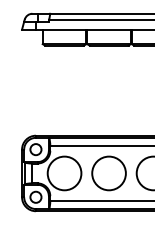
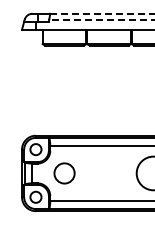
line: solid -> dashed (102, 13)
line: solid -> dashed (101, 19)
circle diameter: 34 px -> 20 px (64, 173)
circle: present -> none (108, 173)
